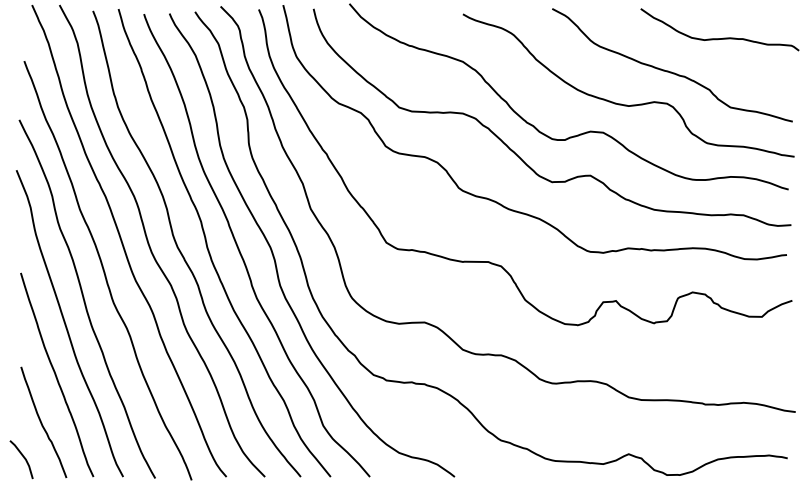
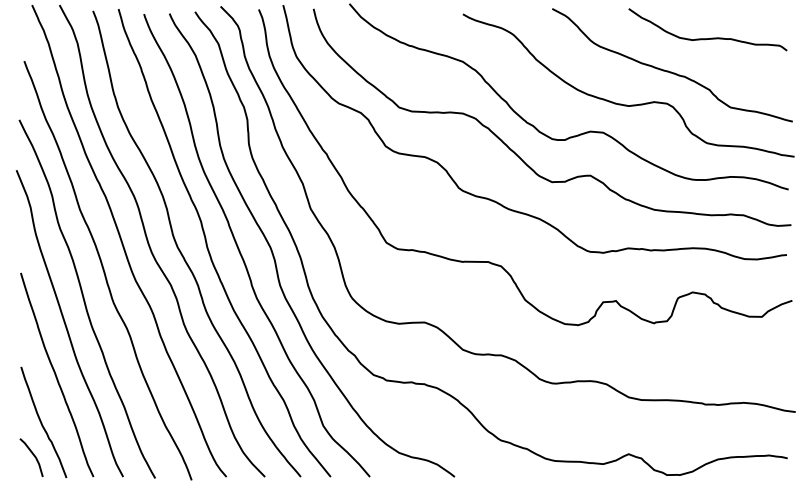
curve position: (723, 37) -> (711, 37) (711, 37)
line position: (23, 458) -> (33, 456) (33, 456)
